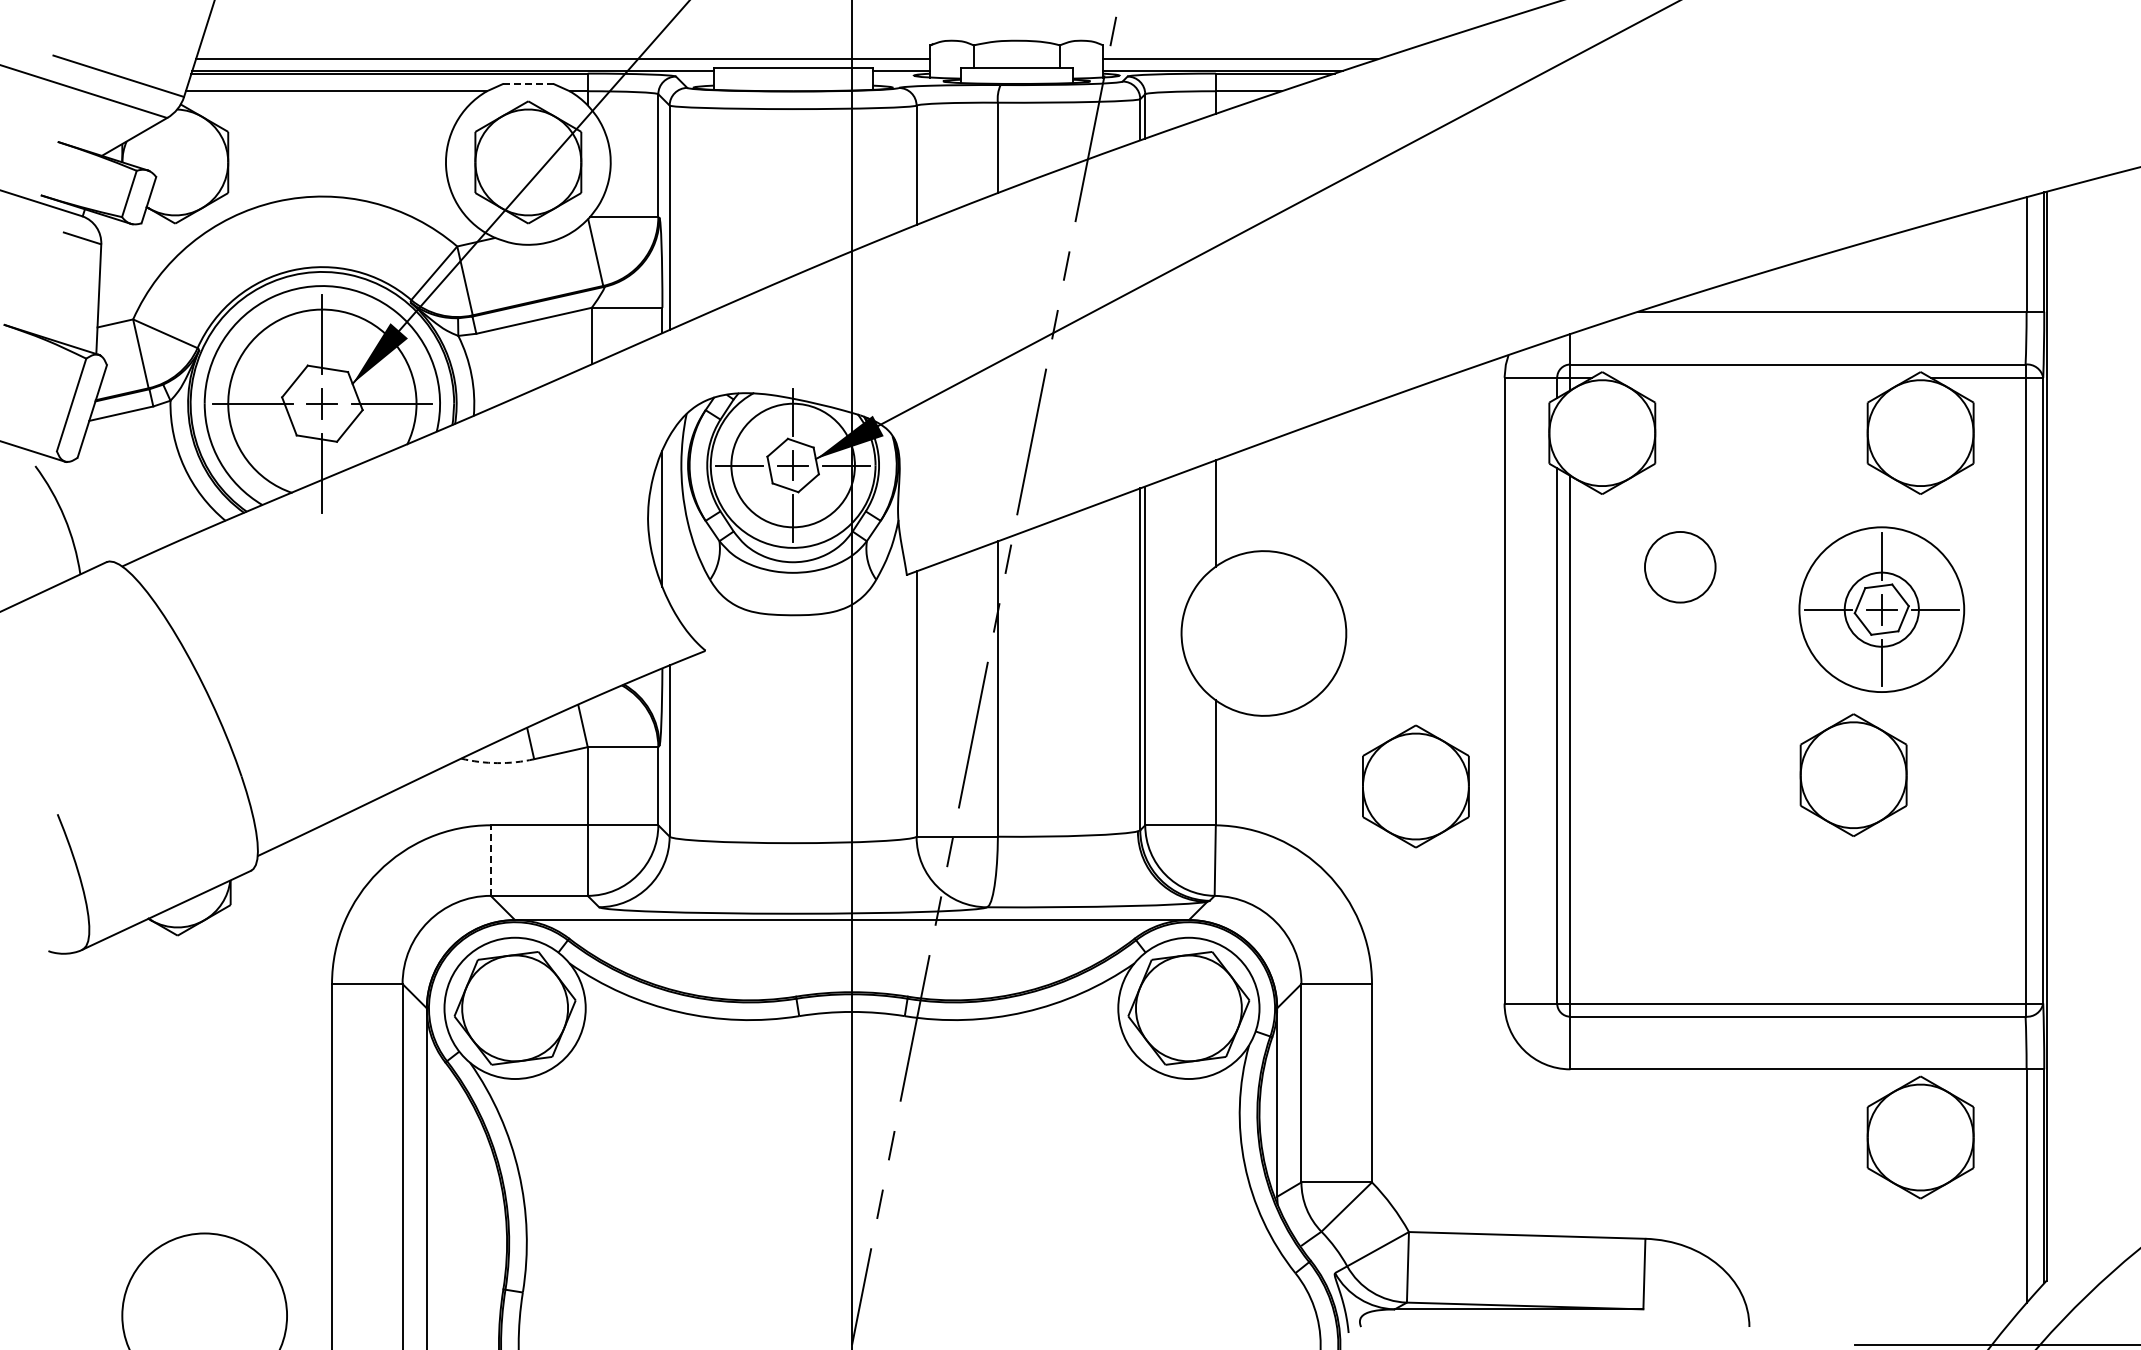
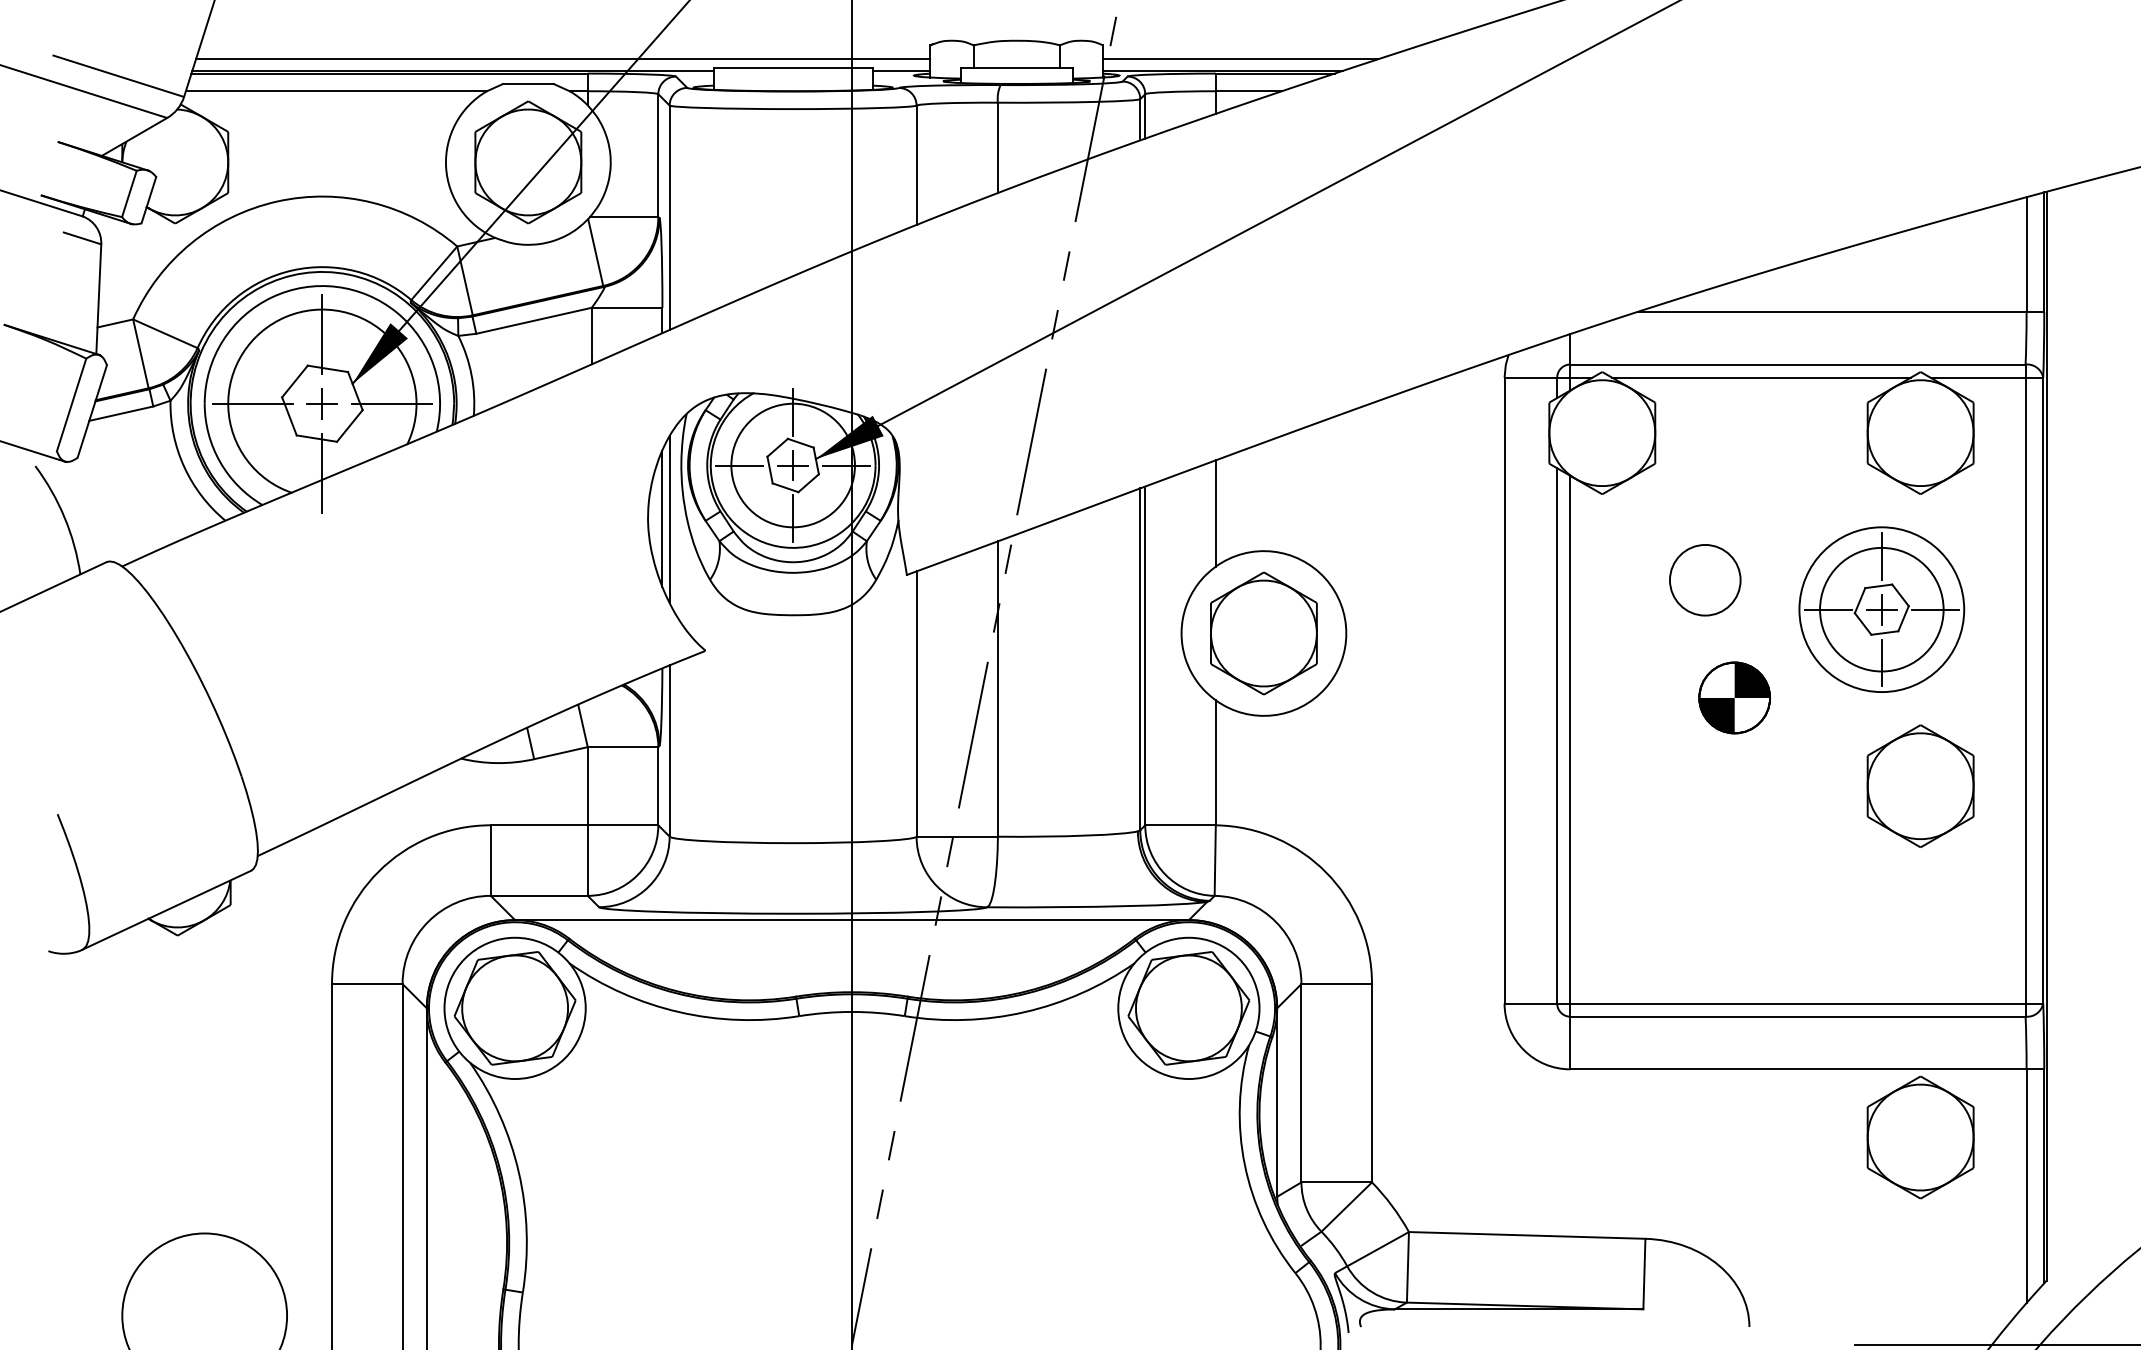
line: dashed -> solid (528, 84)
line: none -> present (1761, 377)
line: none -> present (669, 519)
circle position: (1680, 567) -> (1705, 580) (1705, 580)
circle diameter: 74 px -> 124 px (1881, 609)
part: none -> present (1734, 697)
arc: dashed -> solid (497, 763)
part position: (1853, 774) -> (1920, 785) (1920, 785)
part position: (1415, 786) -> (1263, 633) (1263, 633)
line: dashed -> solid (490, 860)
